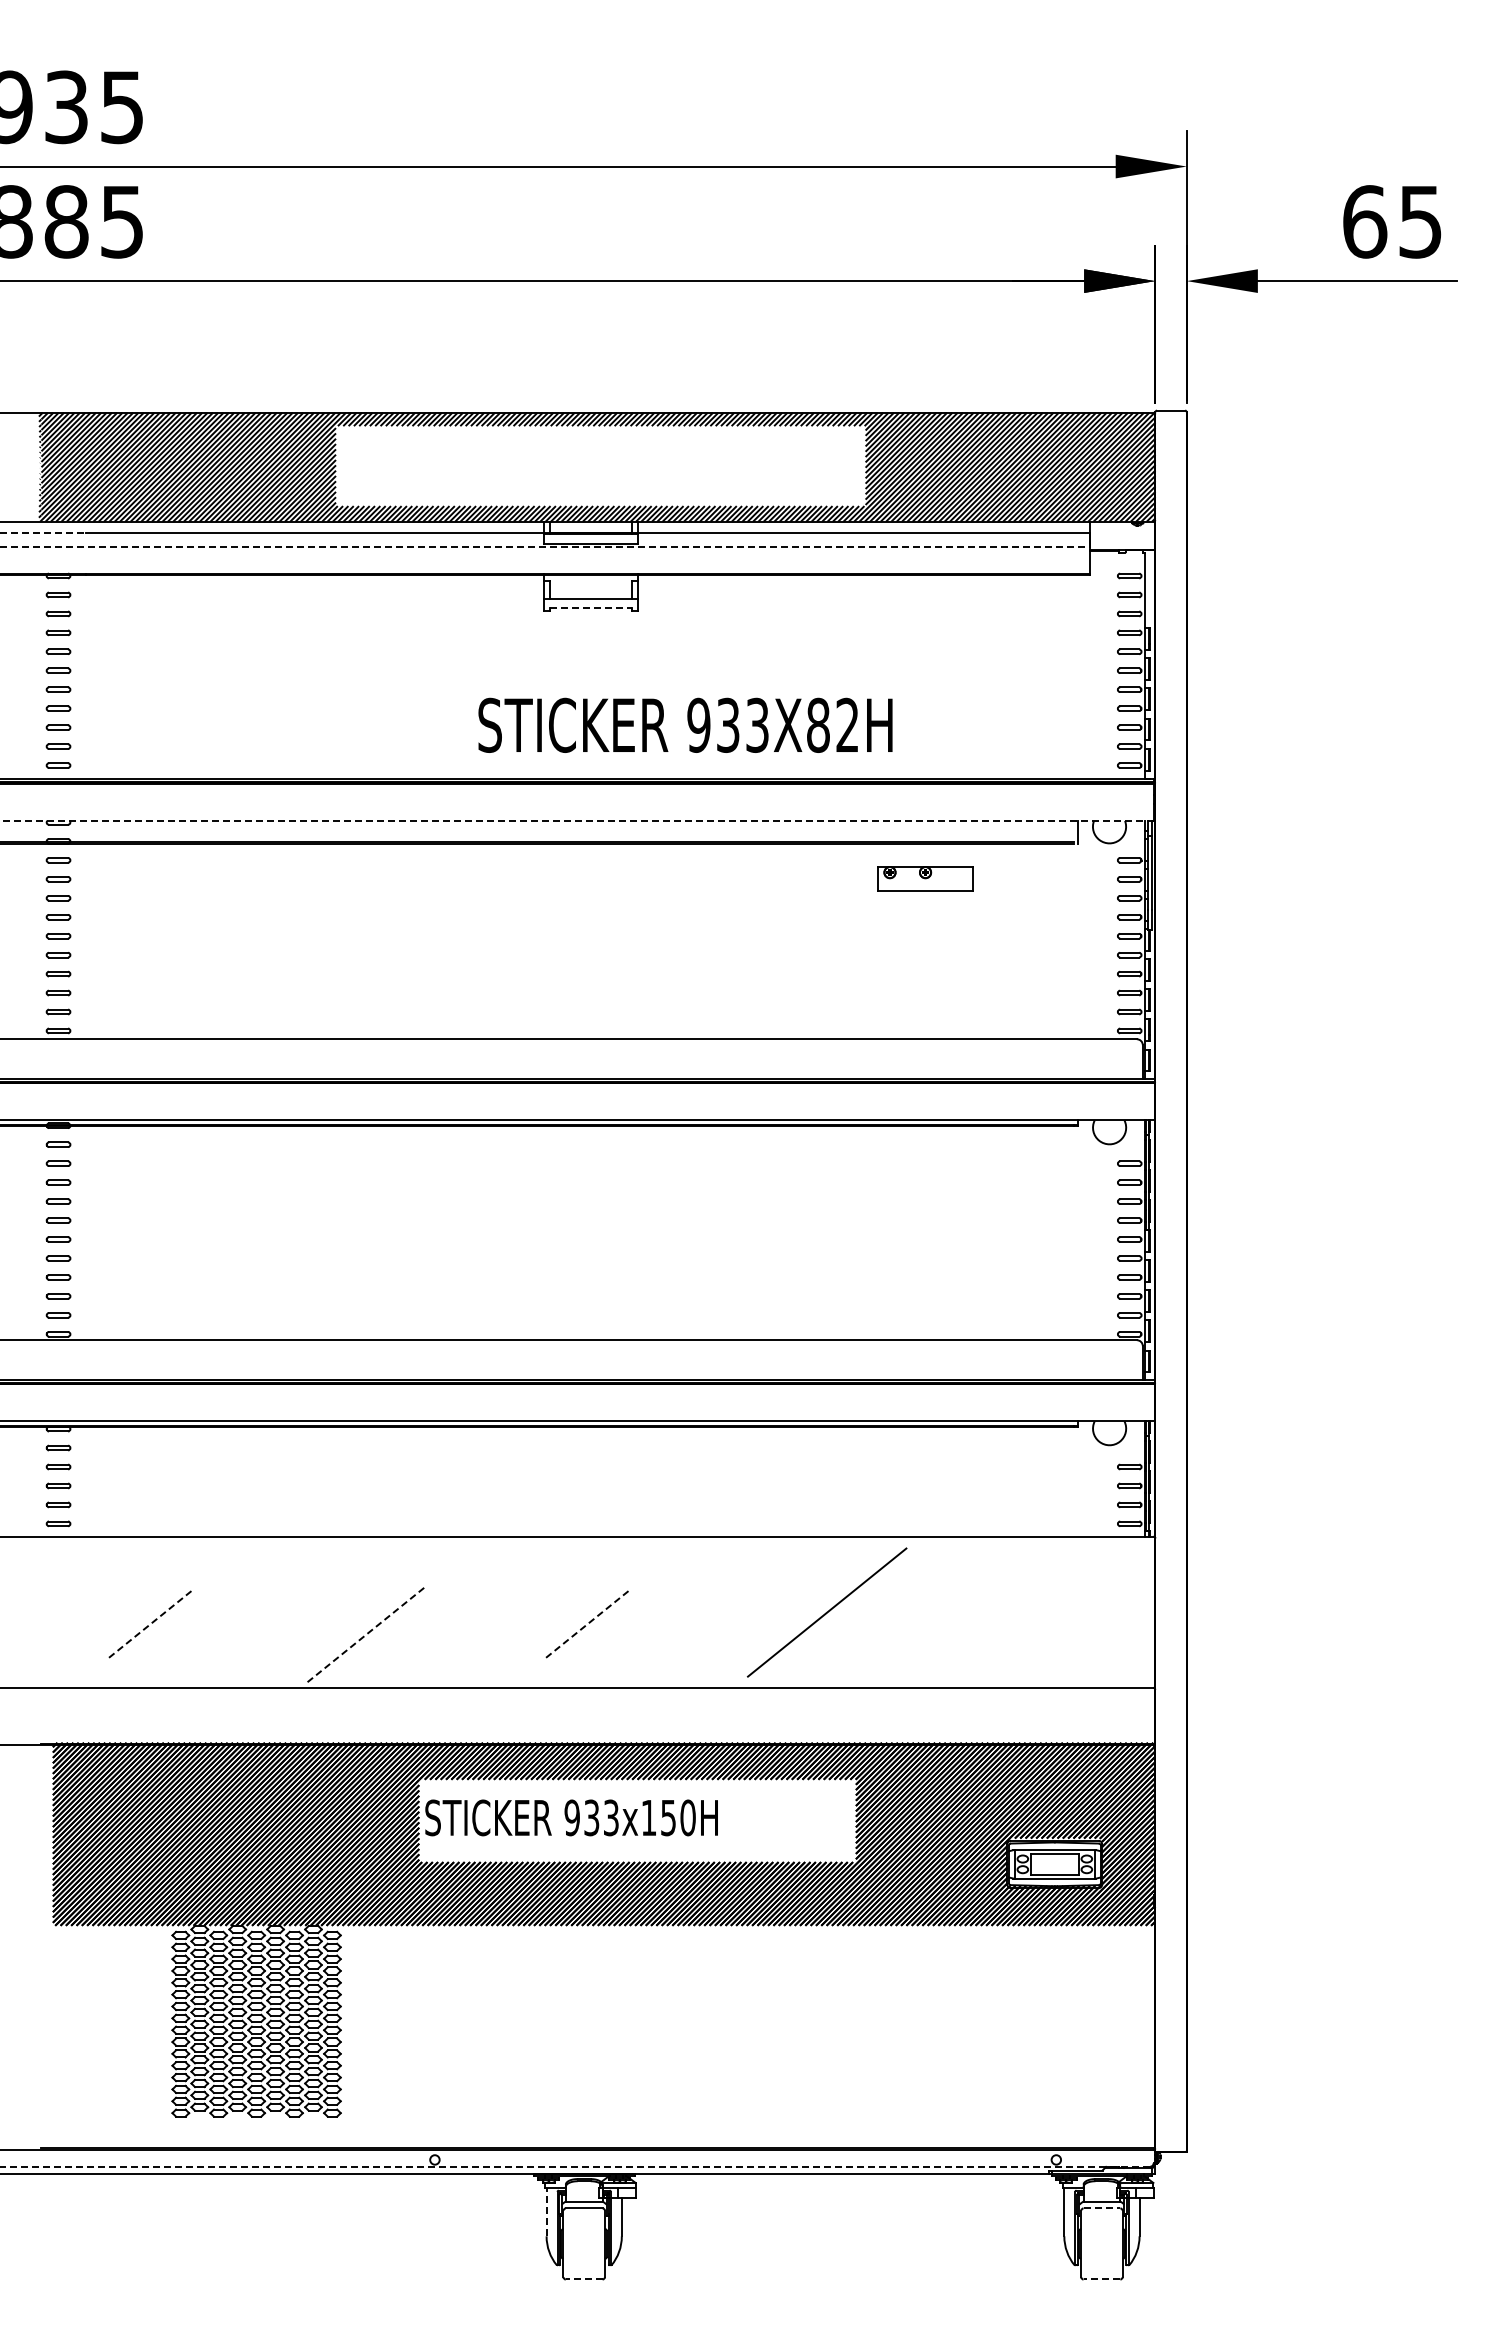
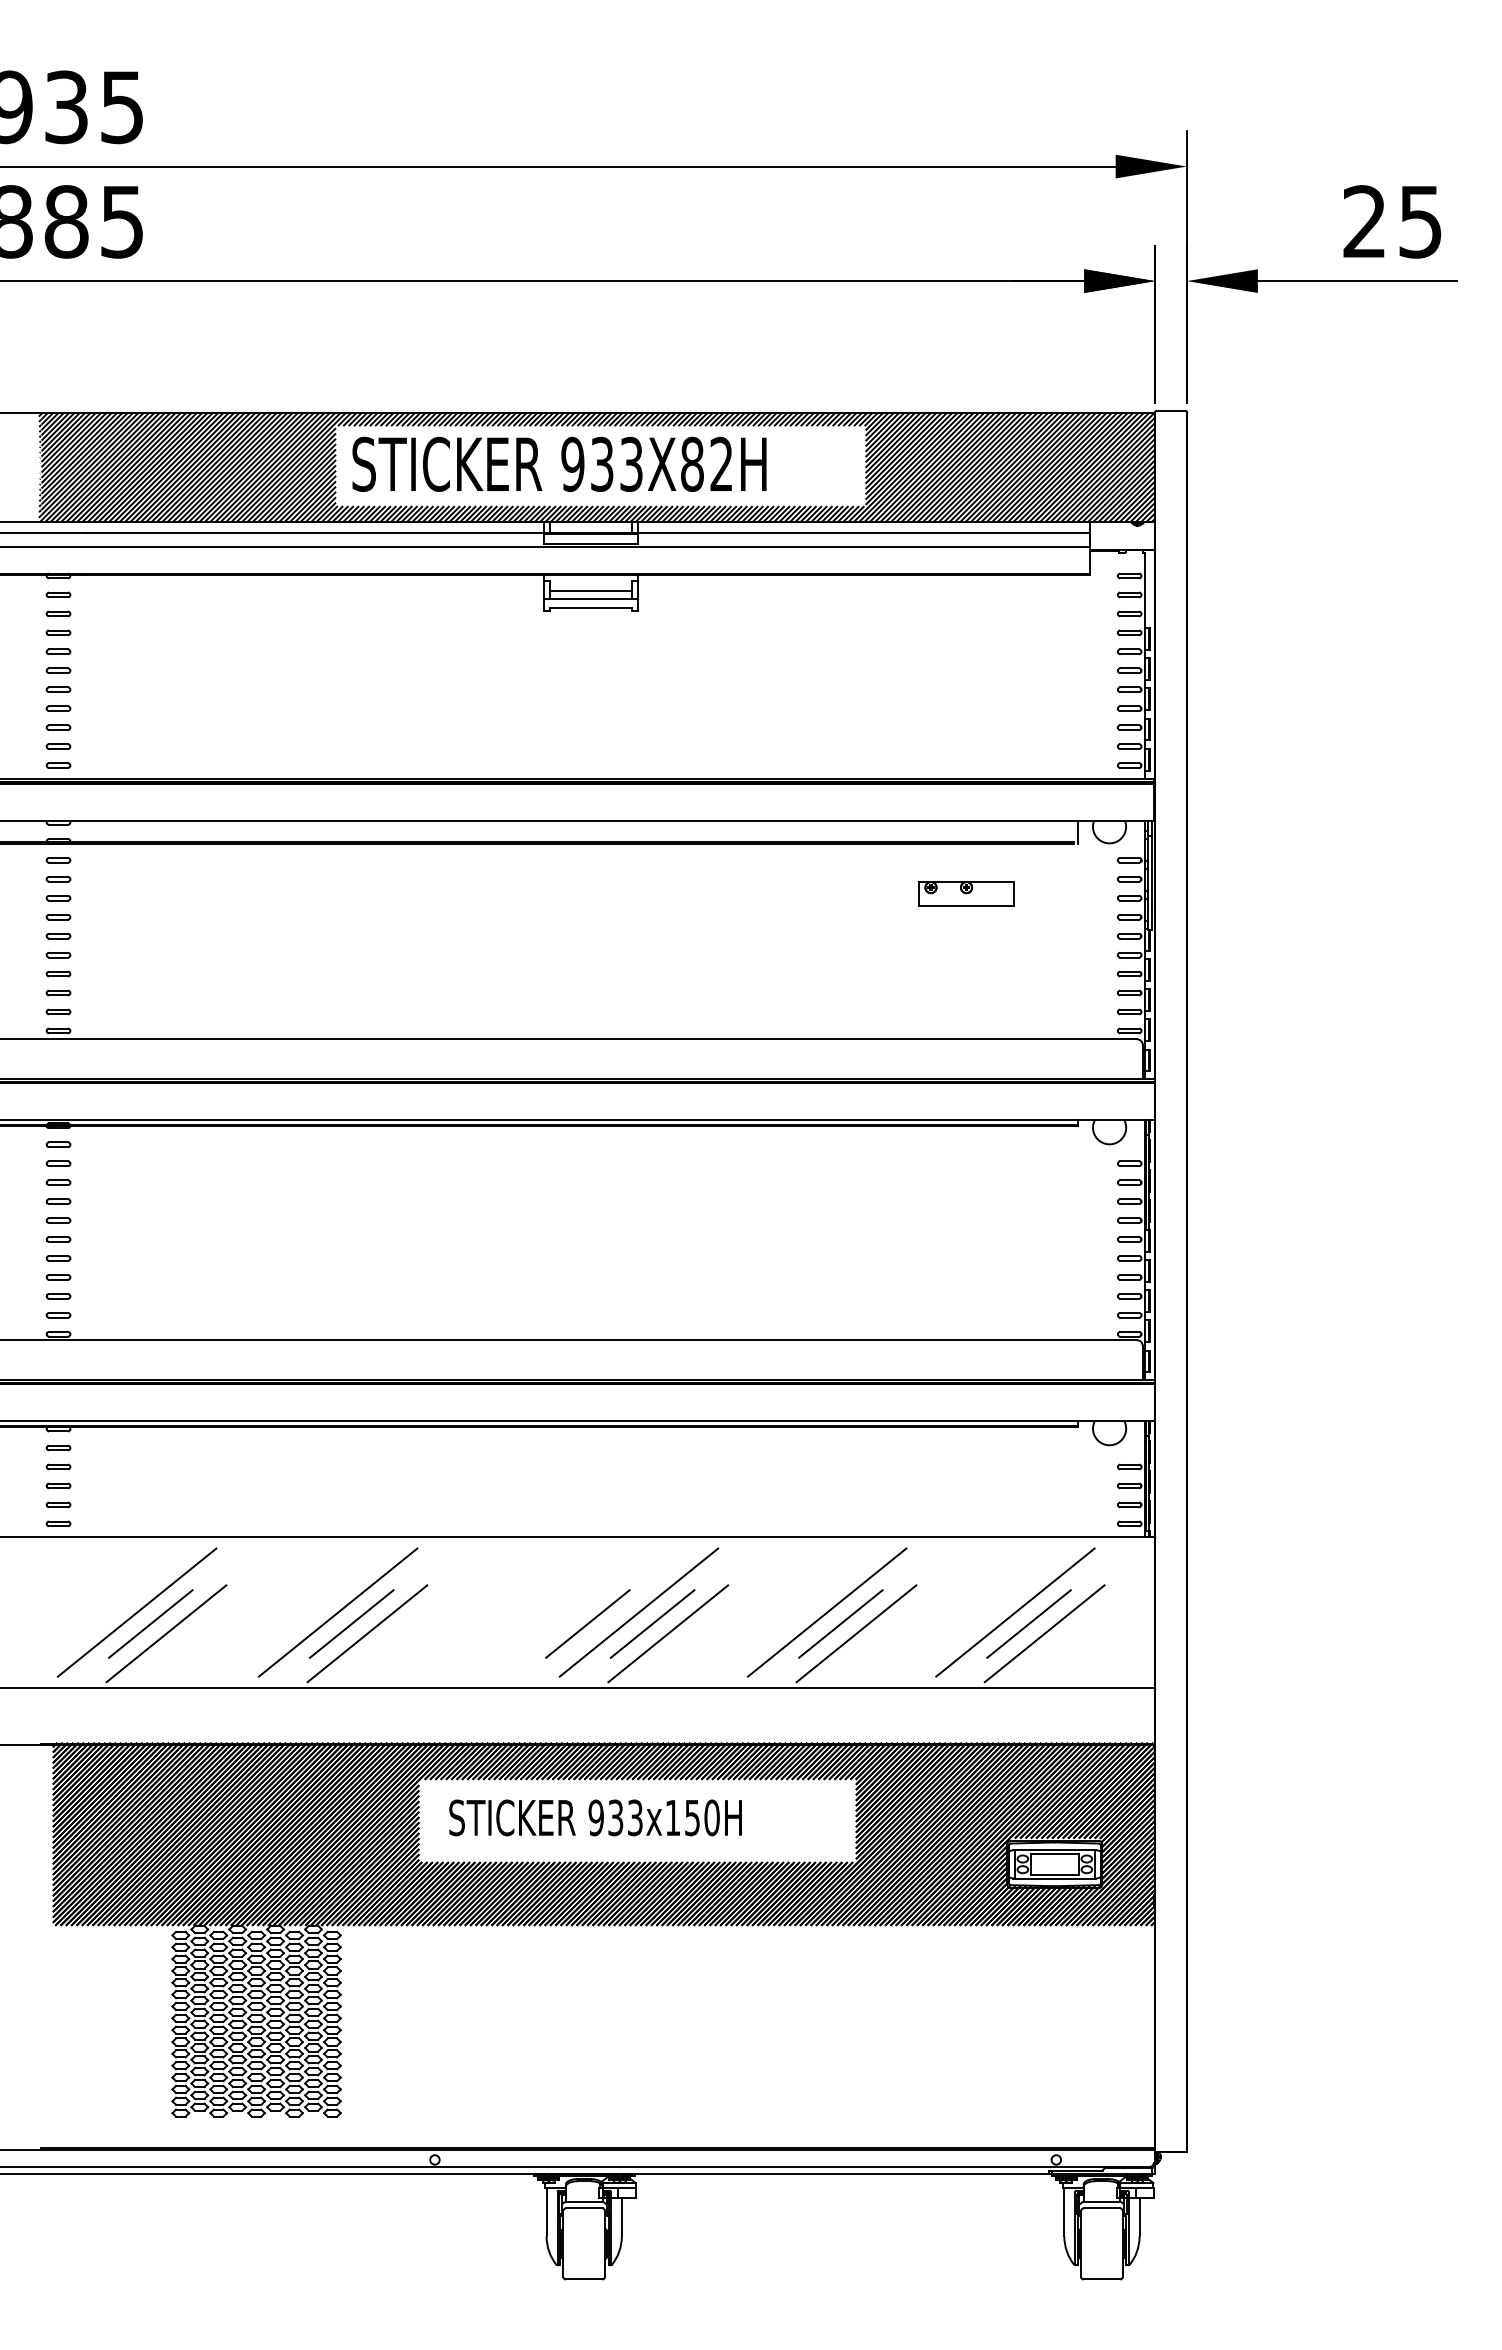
text: 65 -> 25 (1365, 221)
line: dashed -> solid (43, 533)
line: dashed -> solid (545, 546)
line: none -> present (590, 590)
line: dashed -> solid (591, 608)
text position: (685, 724) -> (559, 463) (559, 463)
line: dashed -> solid (577, 820)
part position: (925, 878) -> (966, 893) (966, 893)
line: none -> present (136, 1612)
line: none -> present (337, 1612)
line: none -> present (638, 1612)
line: none -> present (1015, 1612)
line: none -> present (351, 1623)
line: none -> present (652, 1623)
line: none -> present (840, 1623)
line: none -> present (1028, 1623)
line: dashed -> solid (150, 1624)
line: dashed -> solid (587, 1624)
line: none -> present (166, 1633)
line: dashed -> solid (367, 1633)
line: none -> present (668, 1633)
line: none -> present (856, 1633)
line: none -> present (1044, 1633)
text position: (571, 1817) -> (595, 1817) (595, 1817)
line: dashed -> solid (575, 2166)
line: dashed -> solid (1102, 2208)
line: dashed -> solid (546, 2211)
line: dashed -> solid (583, 2279)
line: dashed -> solid (1101, 2279)
